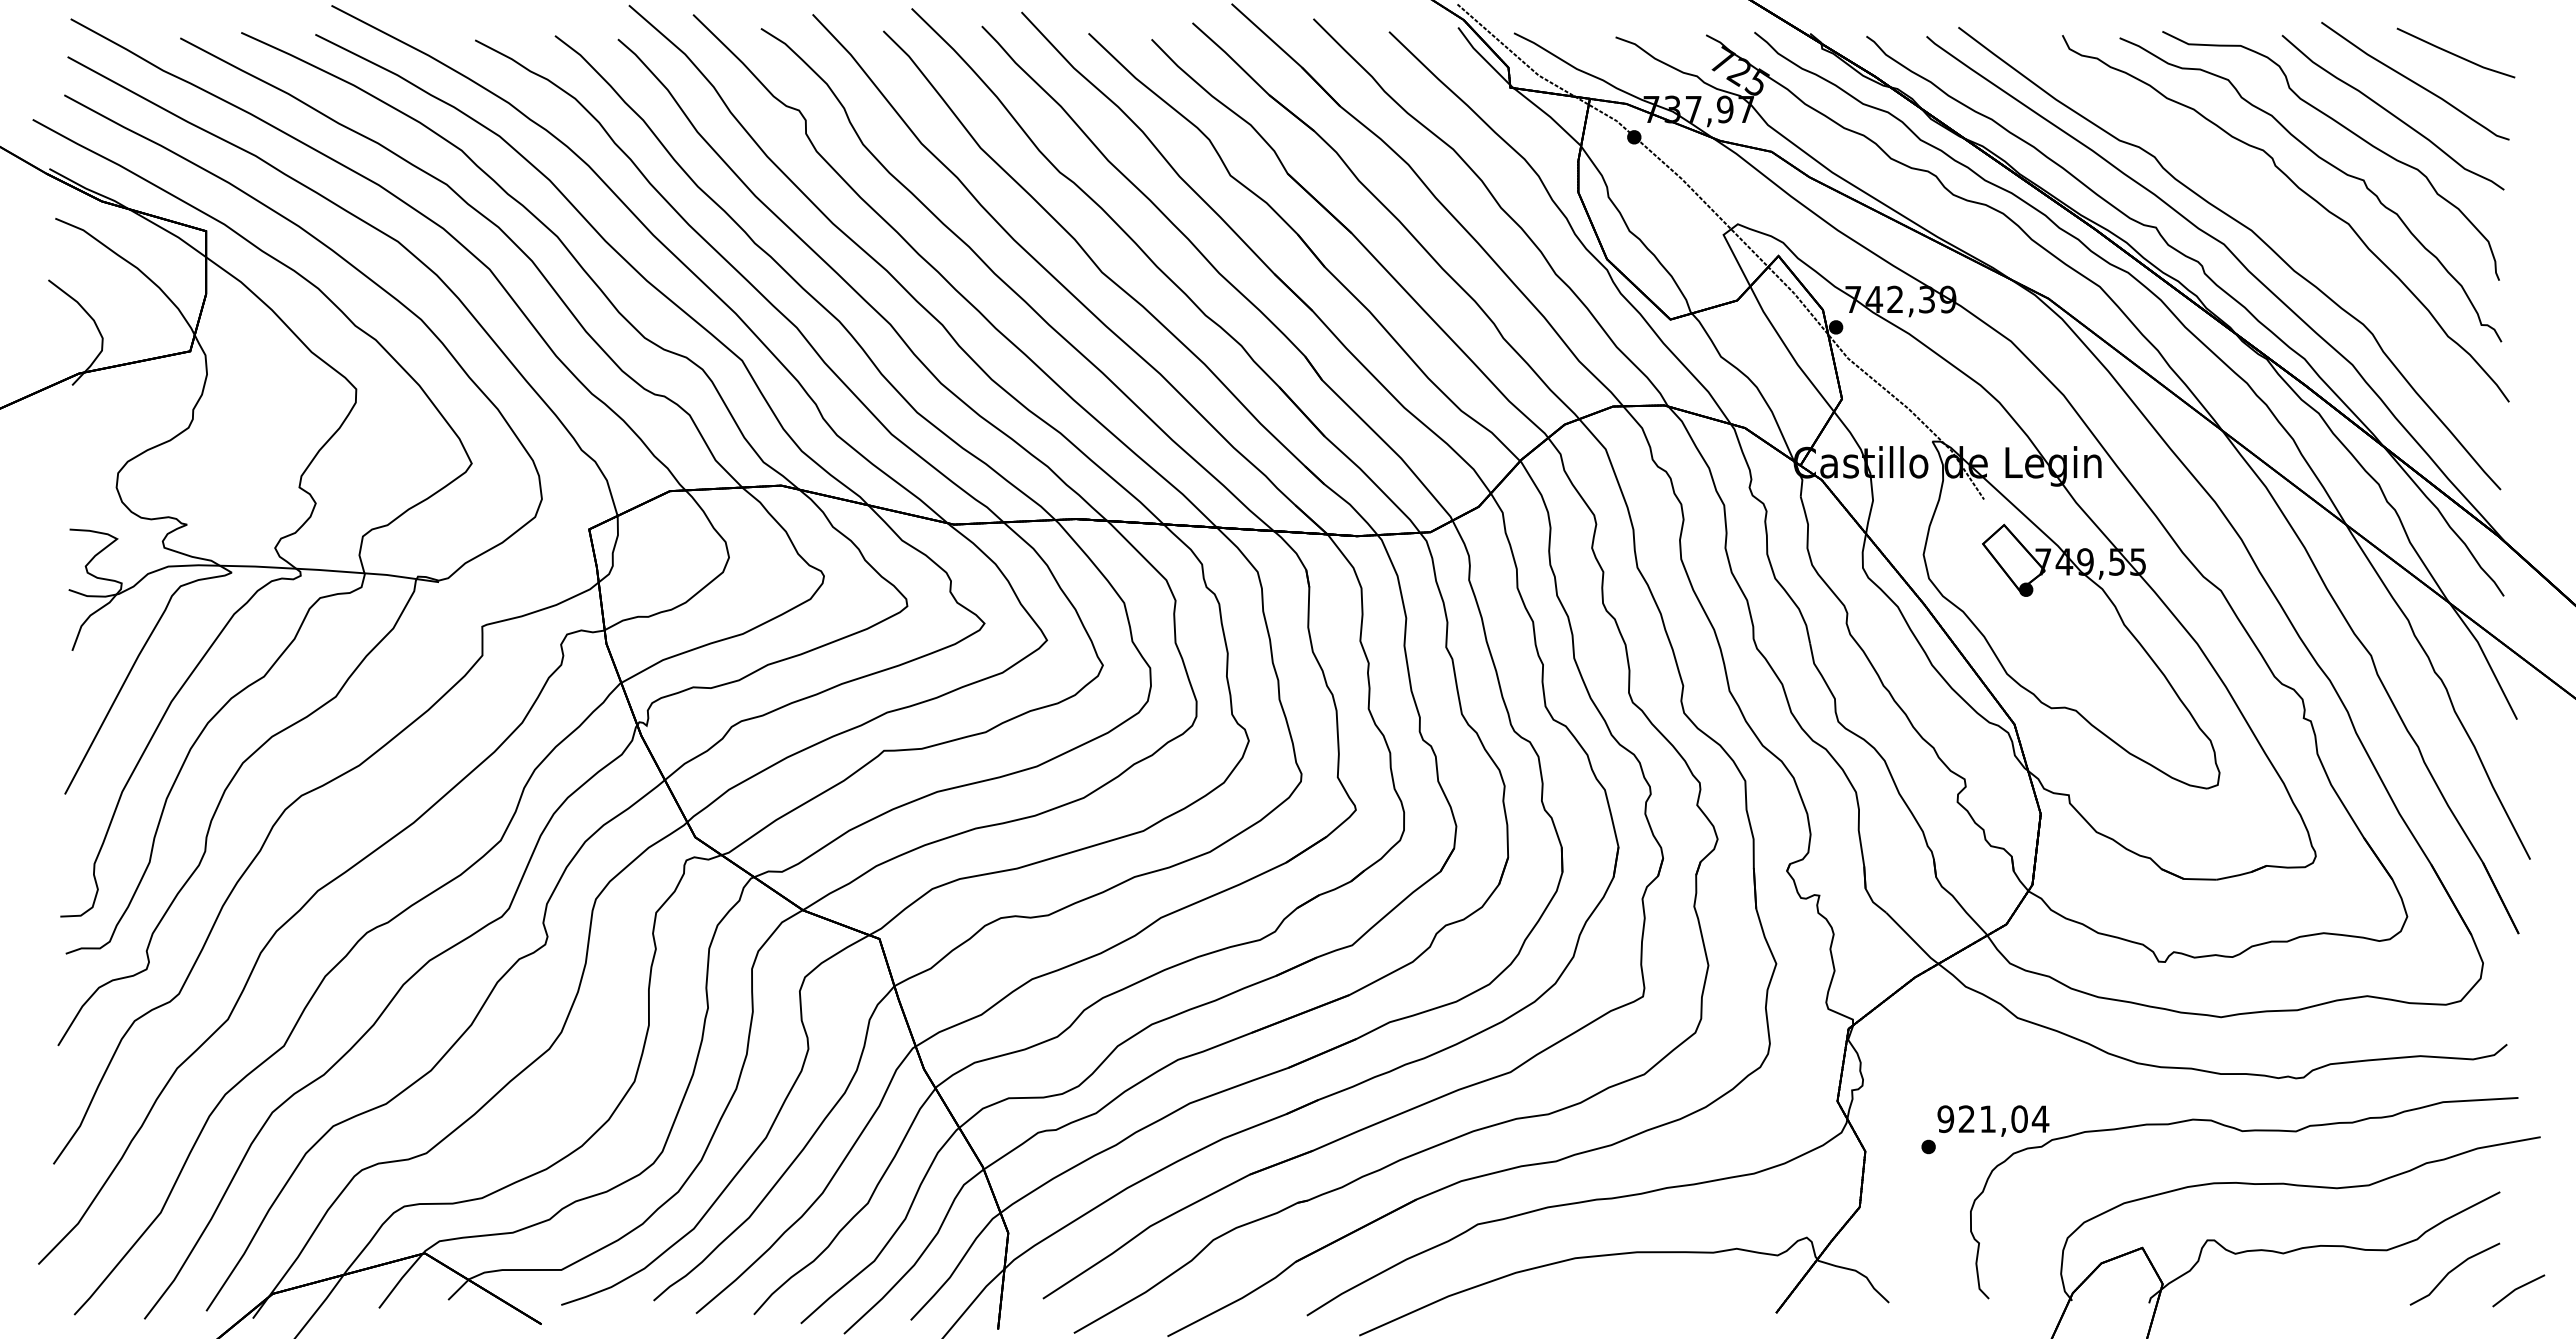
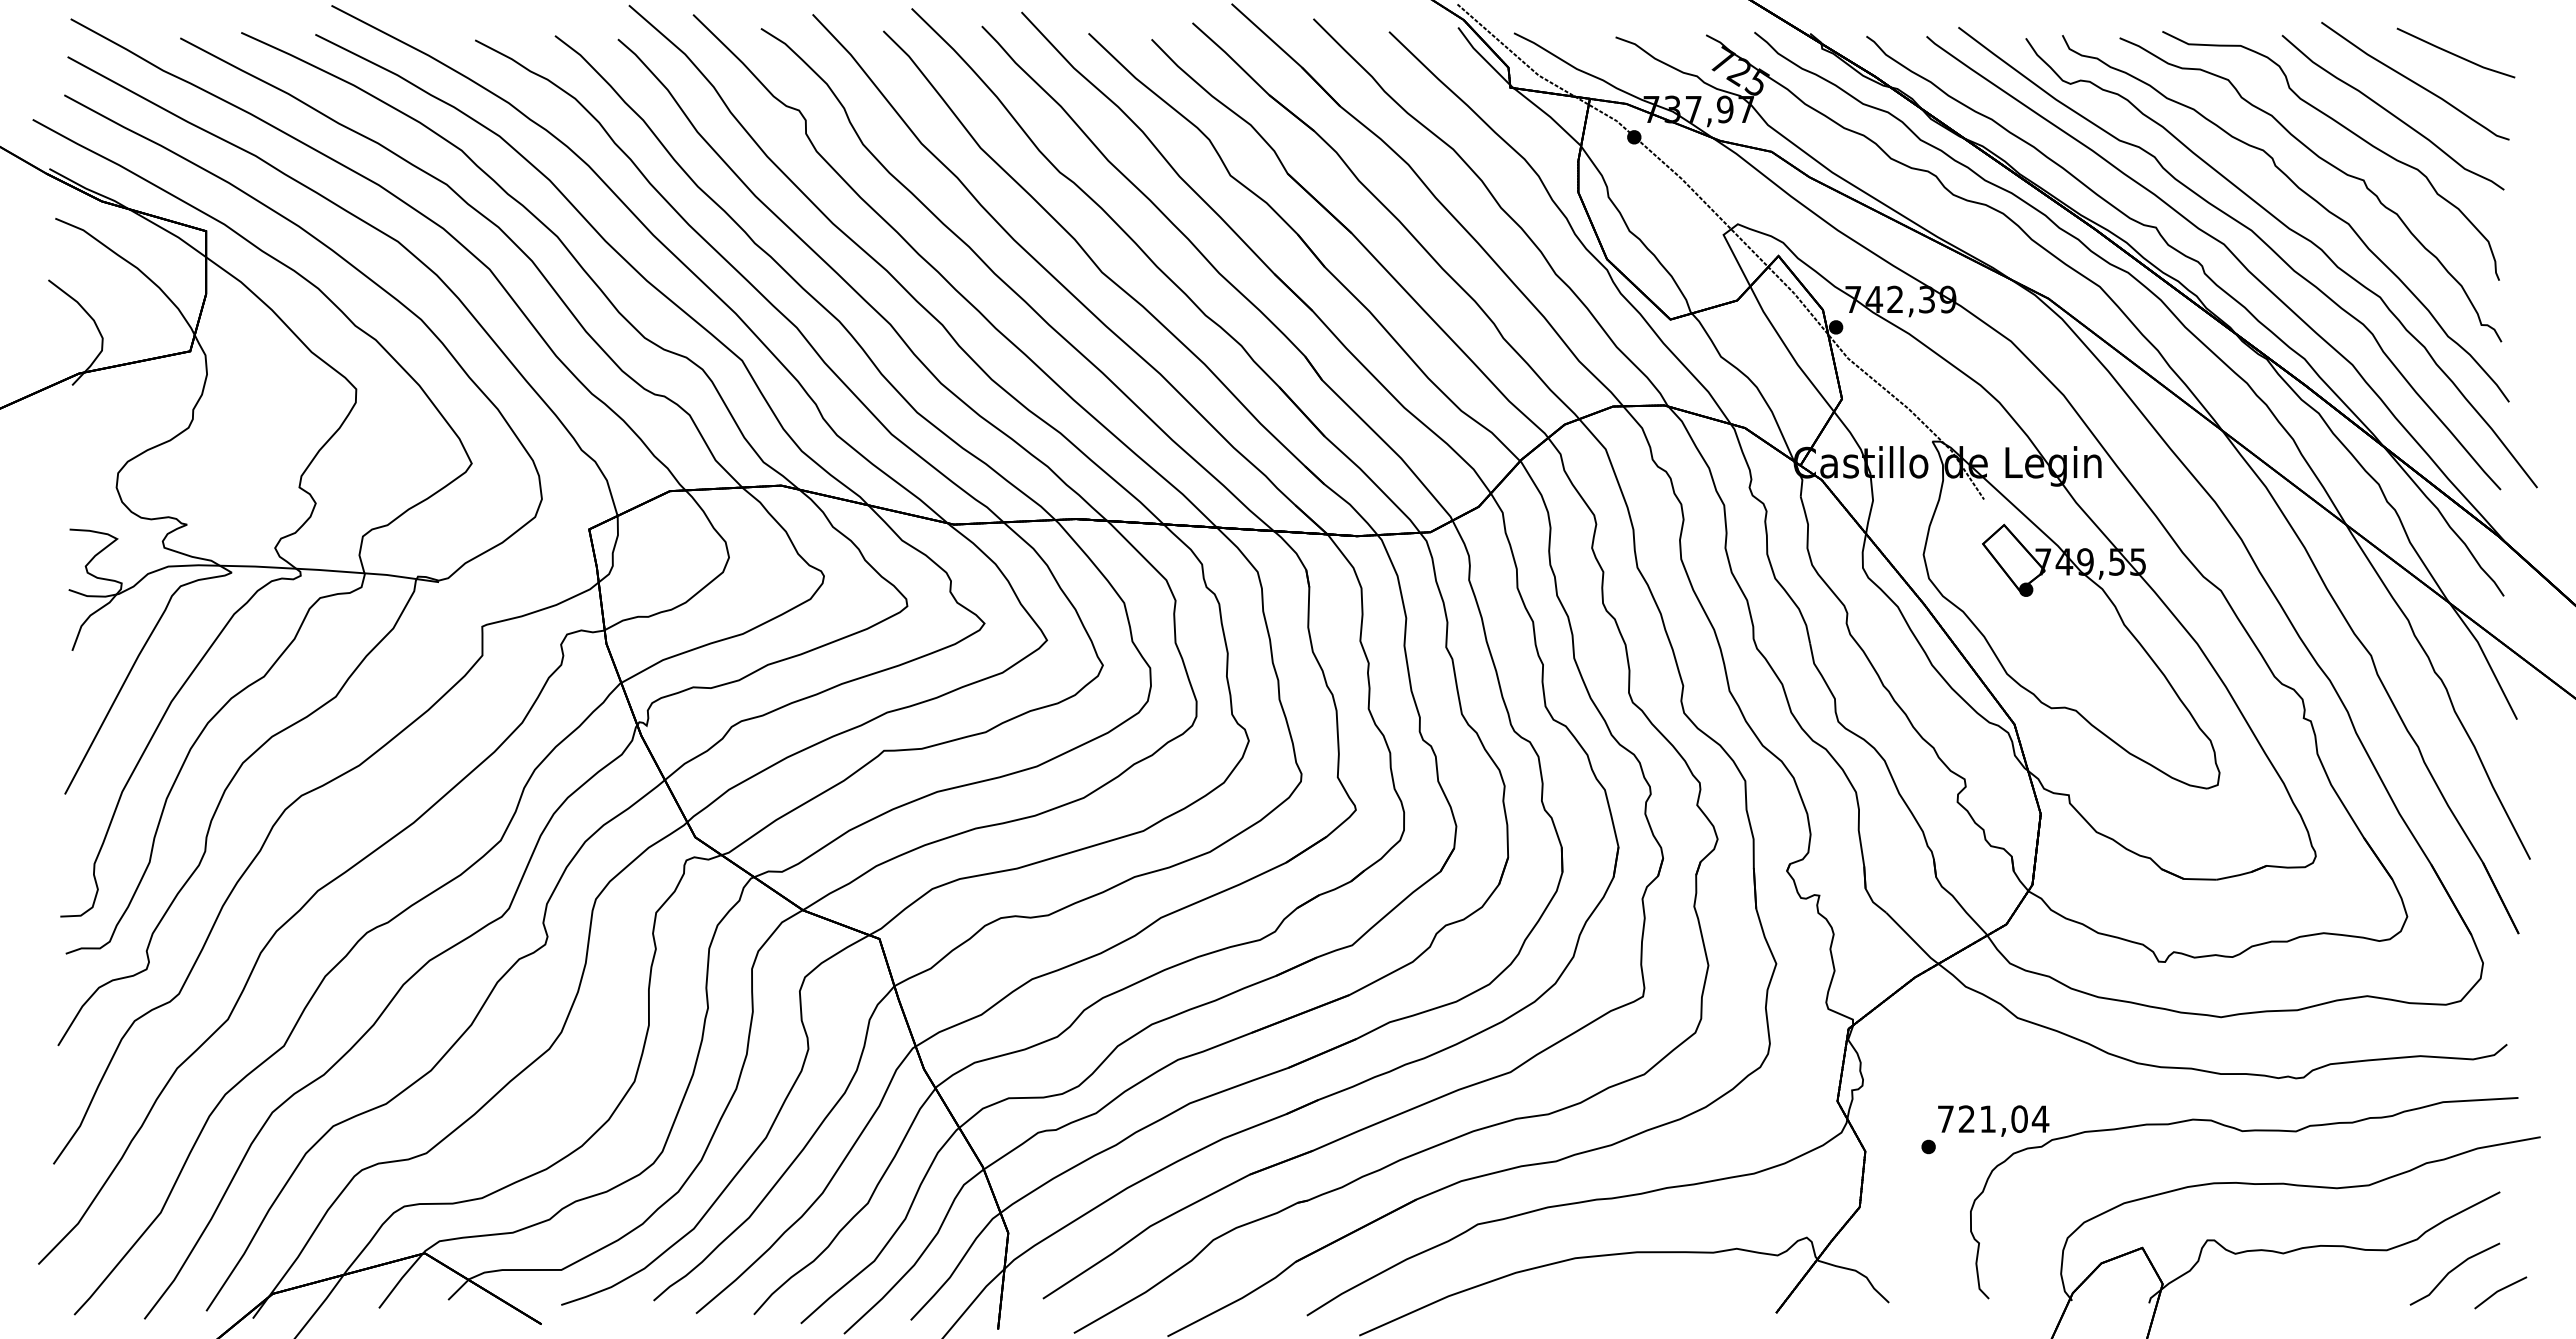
curve: none -> present (2298, 235)
text: 921,04 -> 721,04 (1945, 1119)
line position: (2518, 1289) -> (2500, 1291) (2500, 1291)
